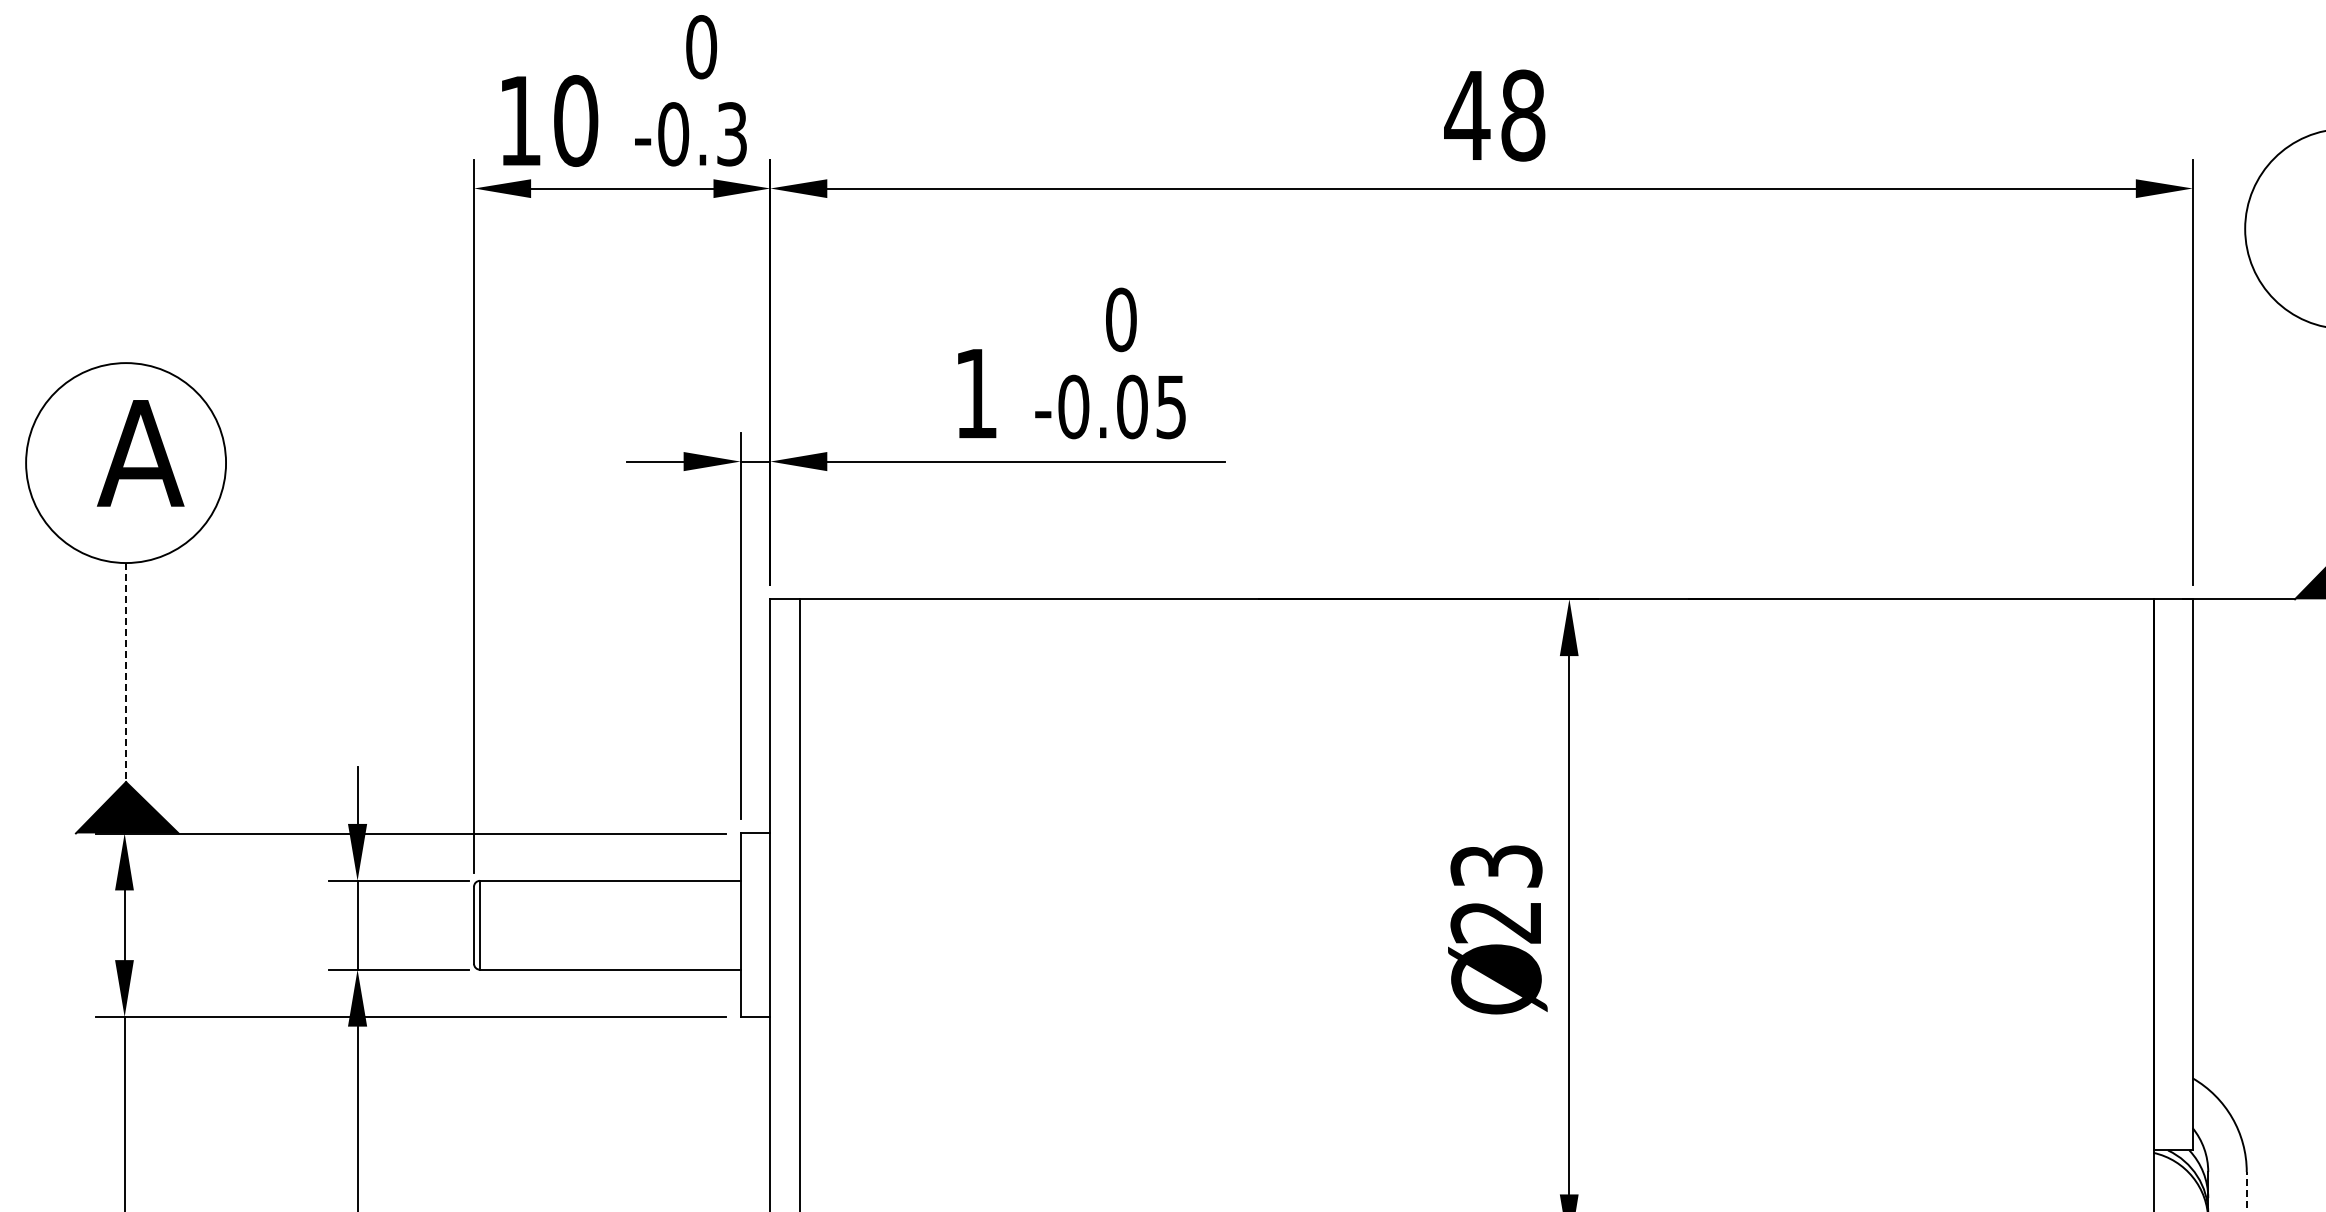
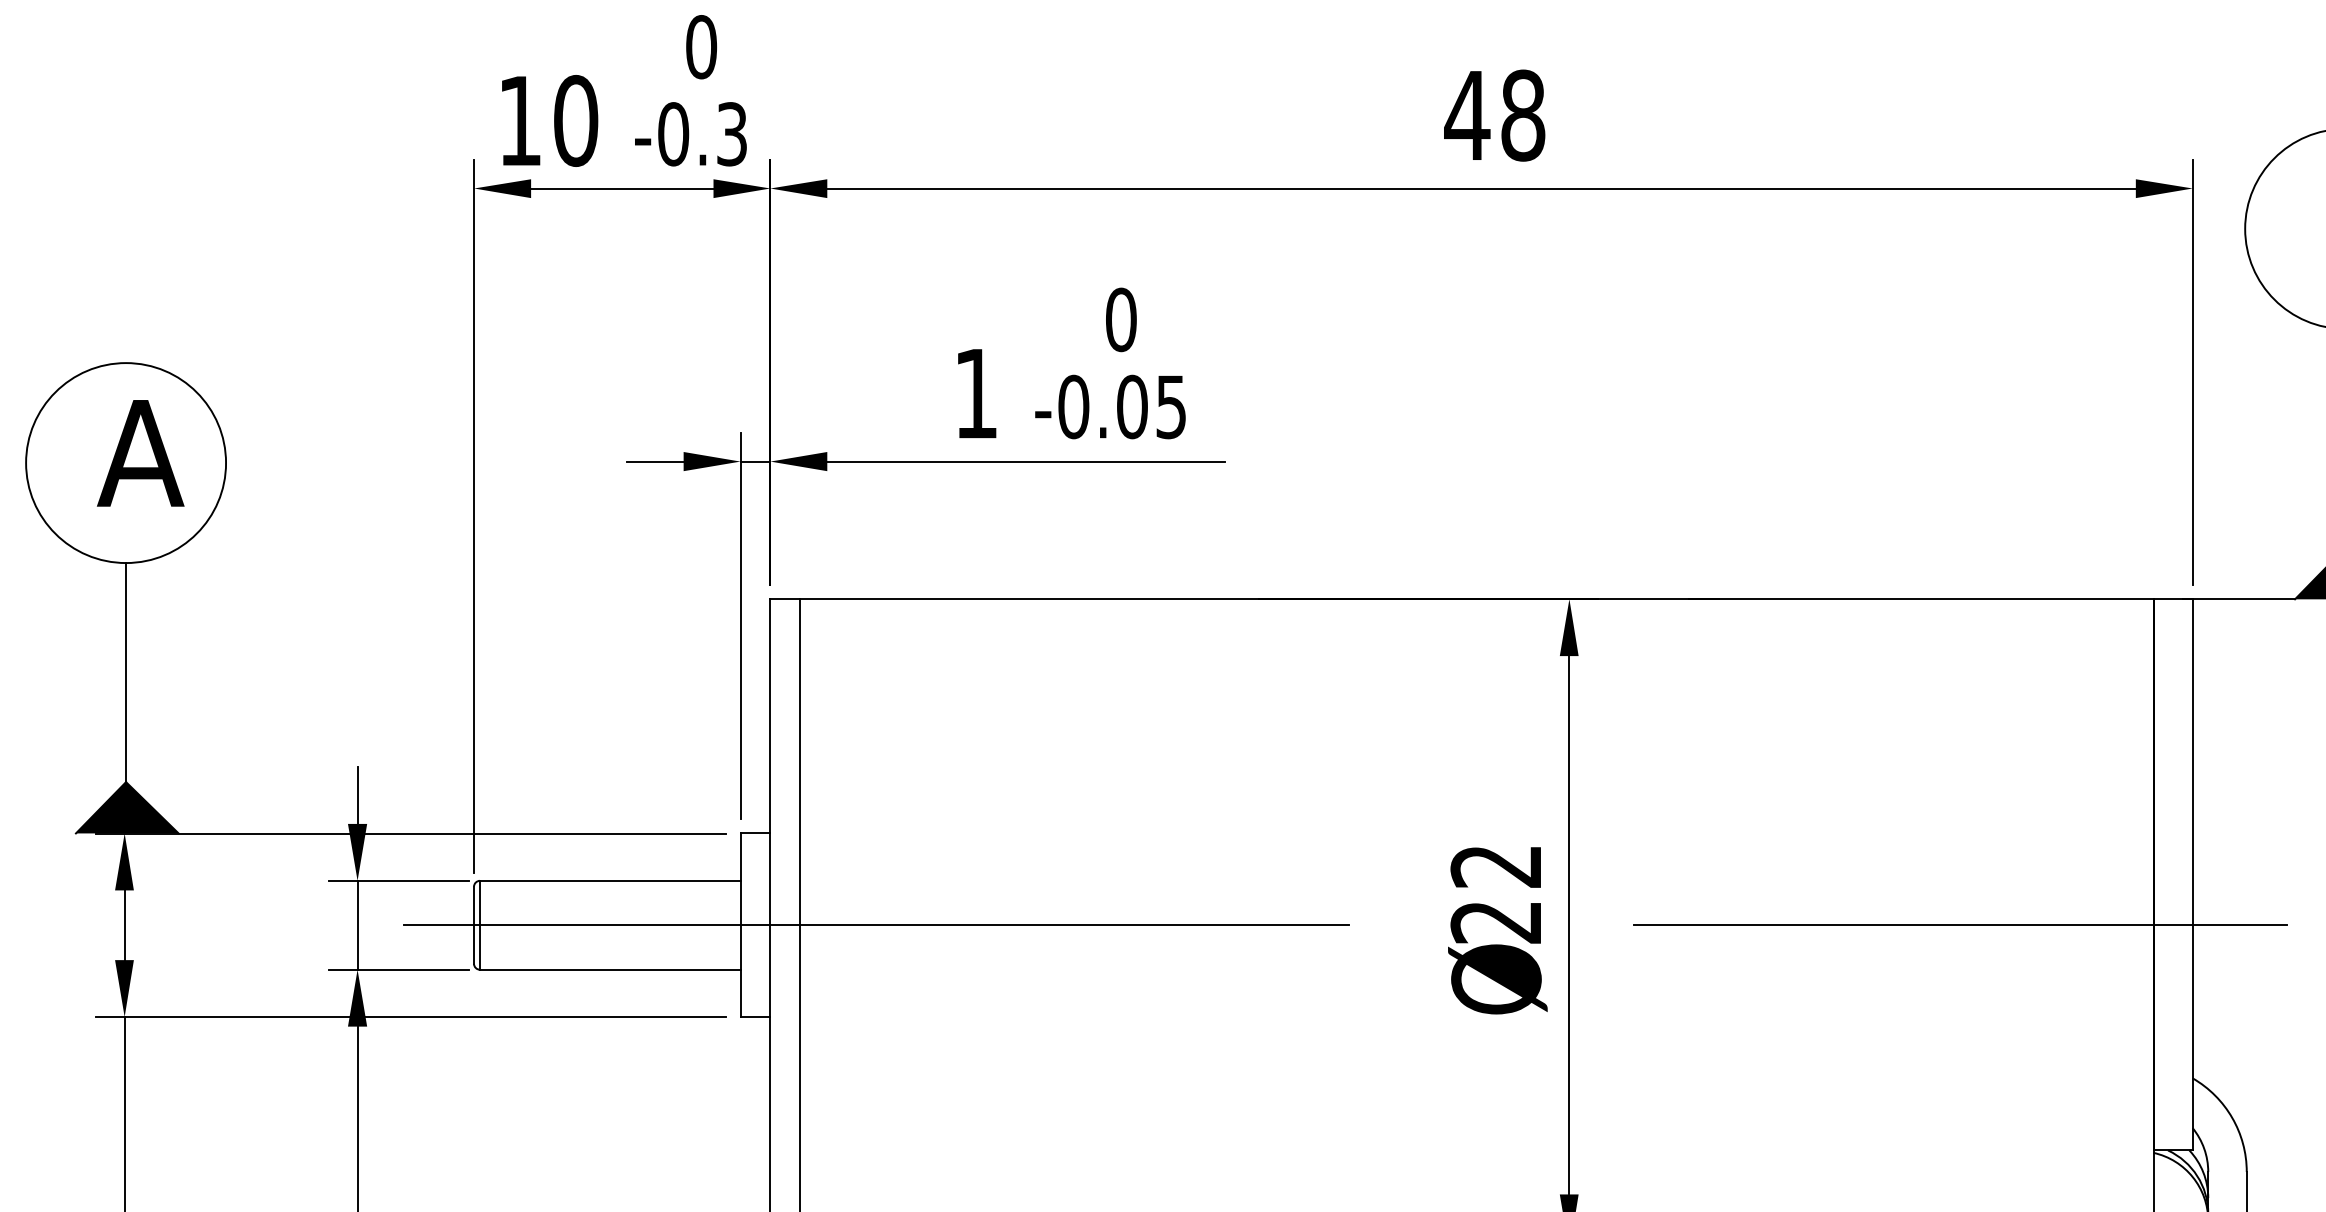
line: dashed -> solid (126, 672)
text: 23 -> 22 (1496, 866)
line: none -> present (875, 925)
line: none -> present (1960, 925)
line: dashed -> solid (2246, 1191)
